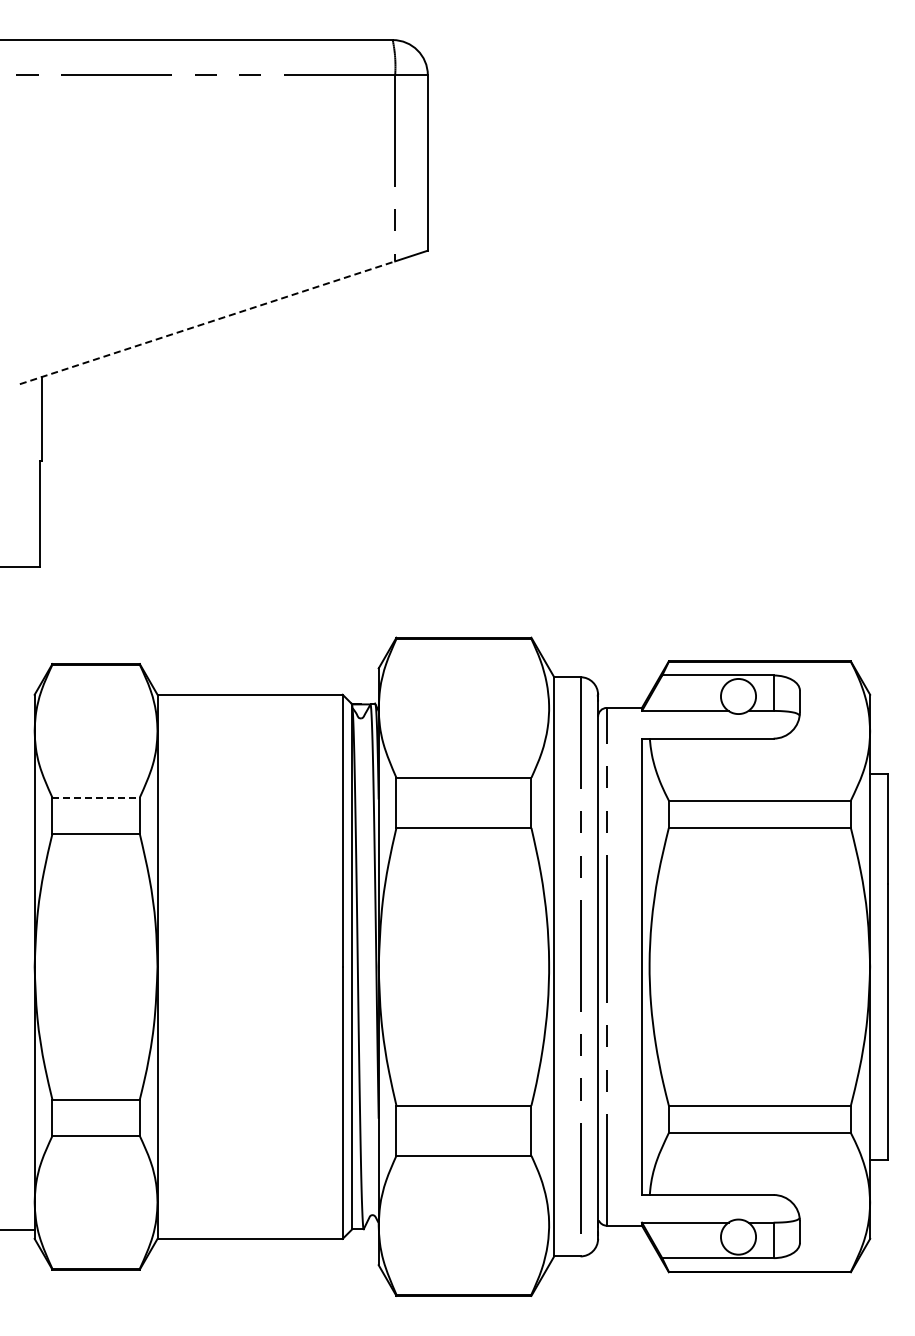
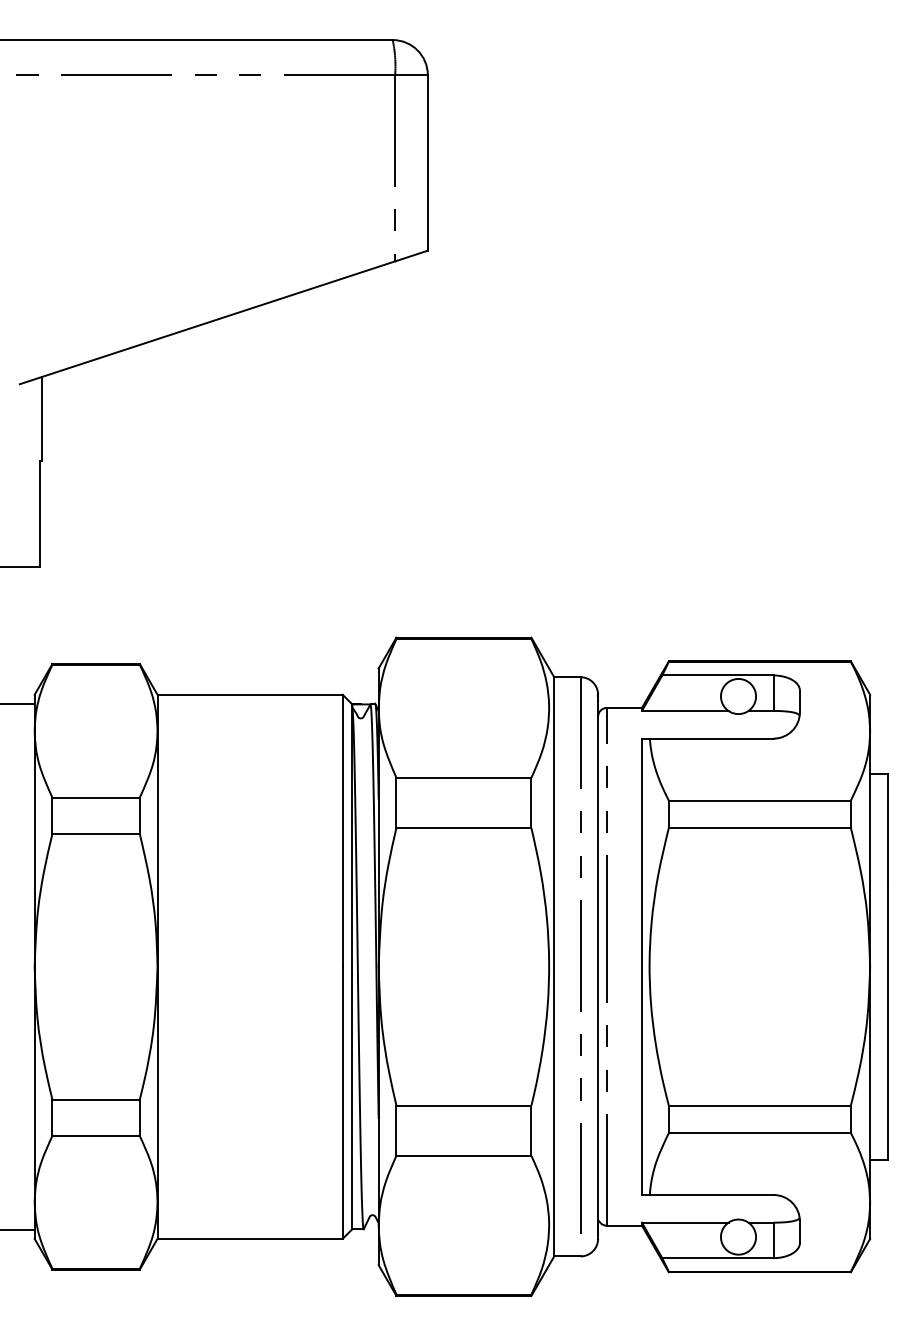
line: dashed -> solid (208, 322)
line: none -> present (18, 703)
line: dashed -> solid (96, 797)
